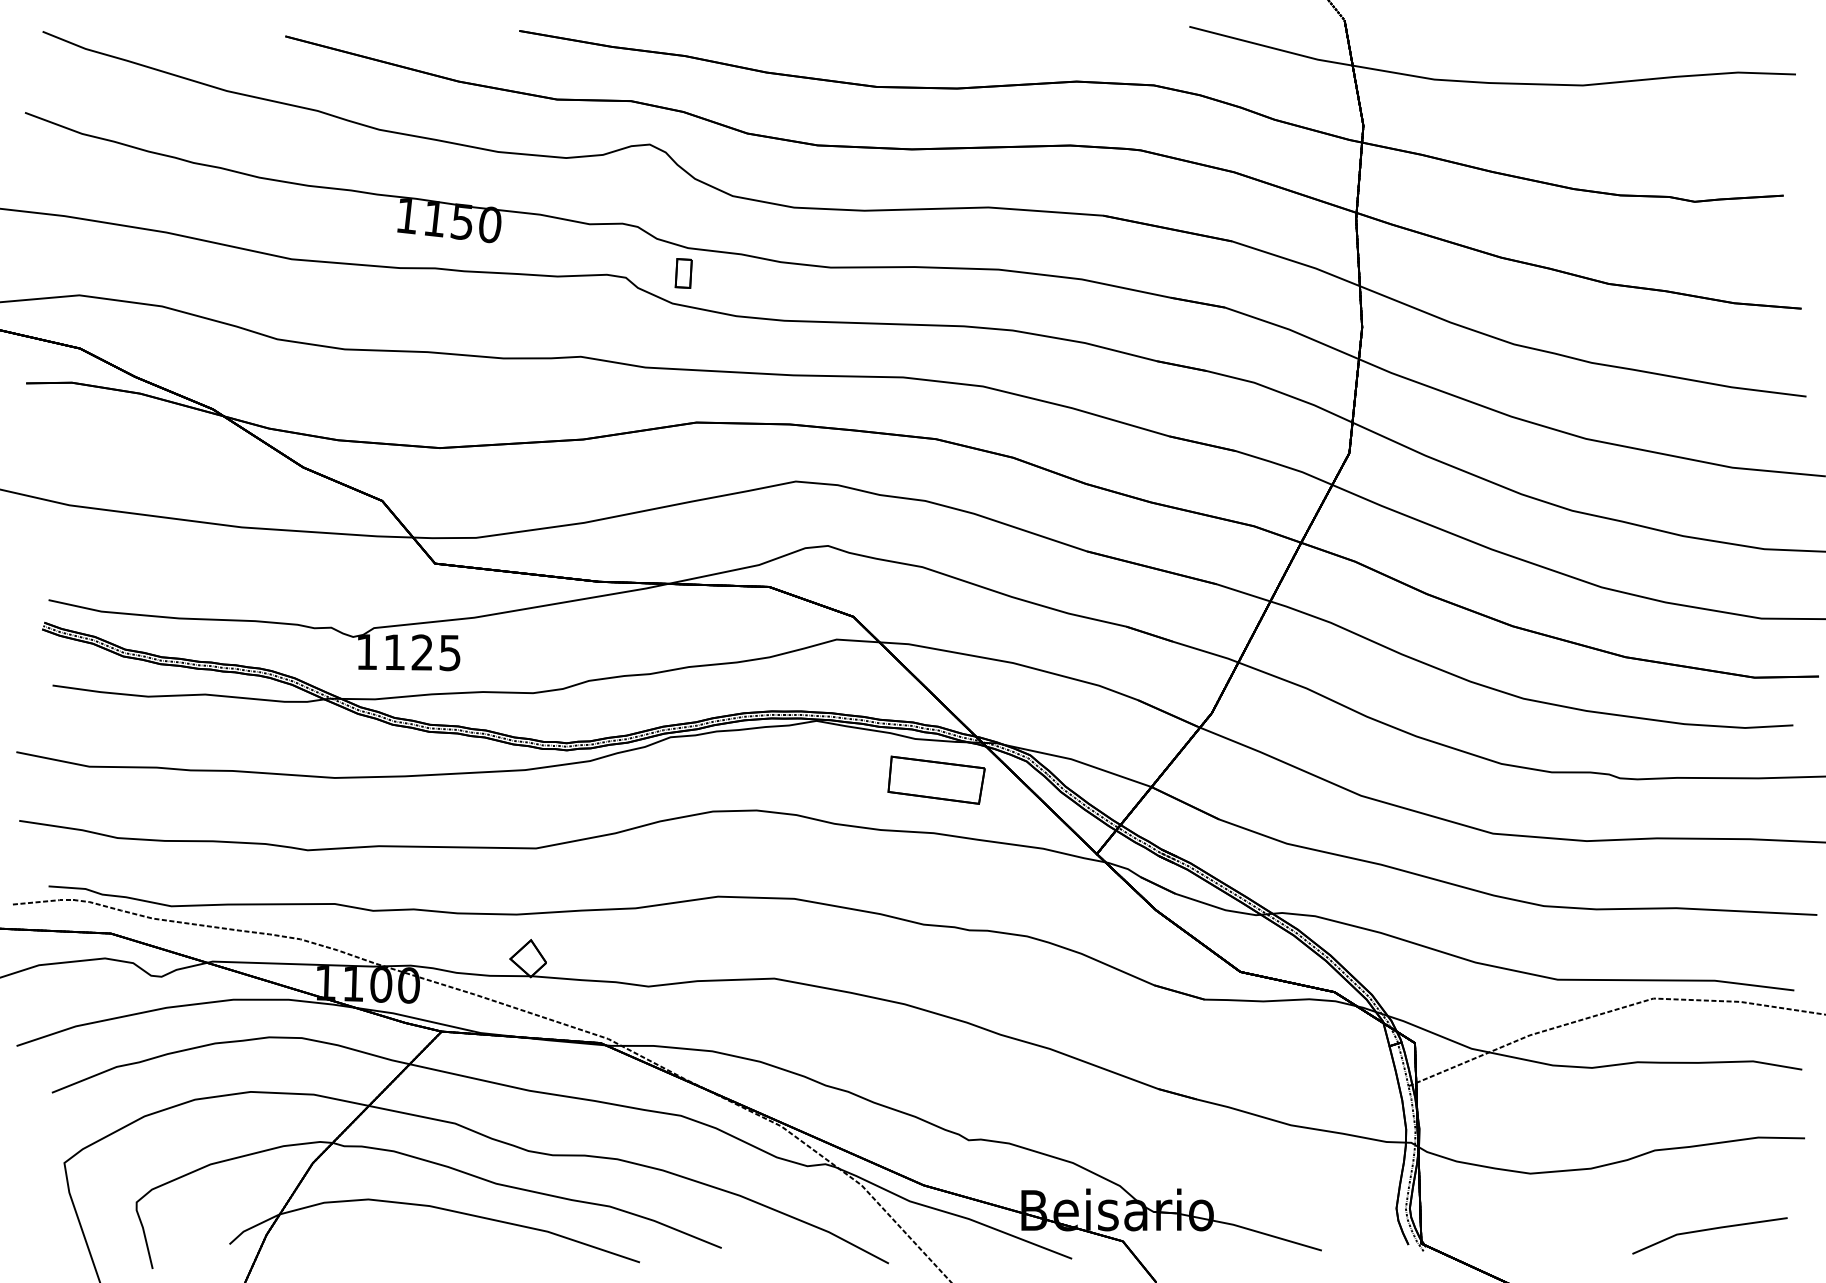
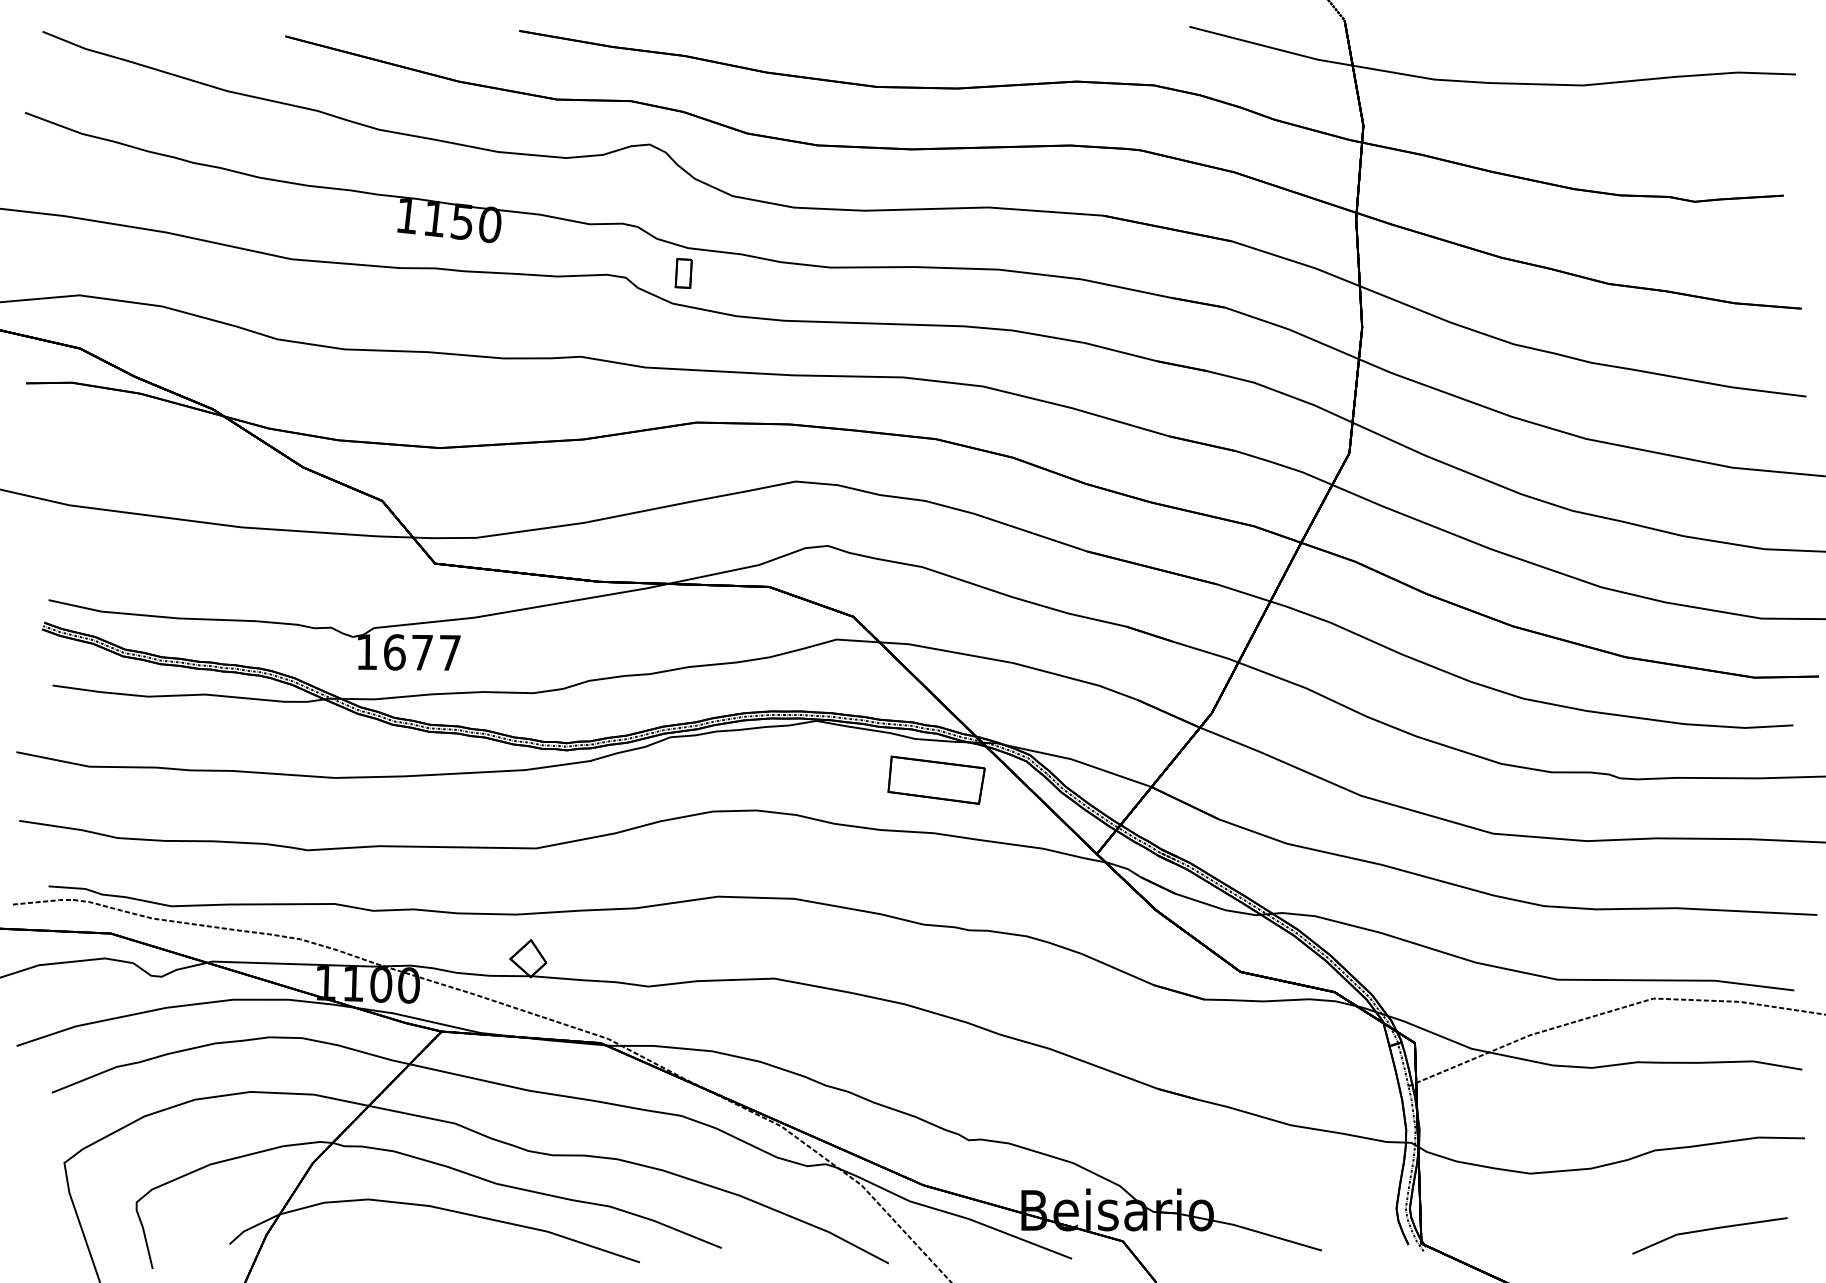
text: 1125 -> 1677 (422, 652)
